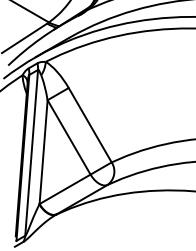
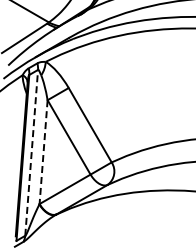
line: solid -> dashed (31, 152)
line: solid -> dashed (43, 152)
